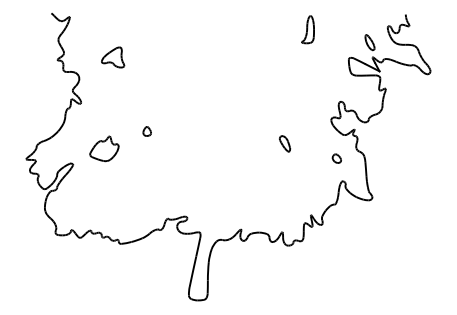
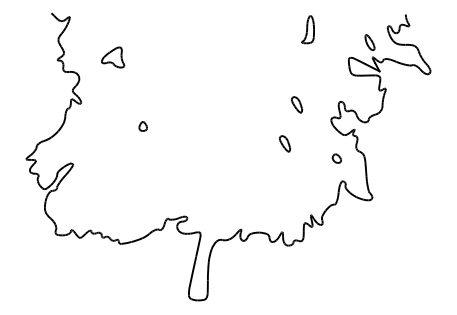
part: none -> present (297, 104)
part position: (146, 131) -> (142, 126) (142, 126)
part: present -> none (104, 148)
